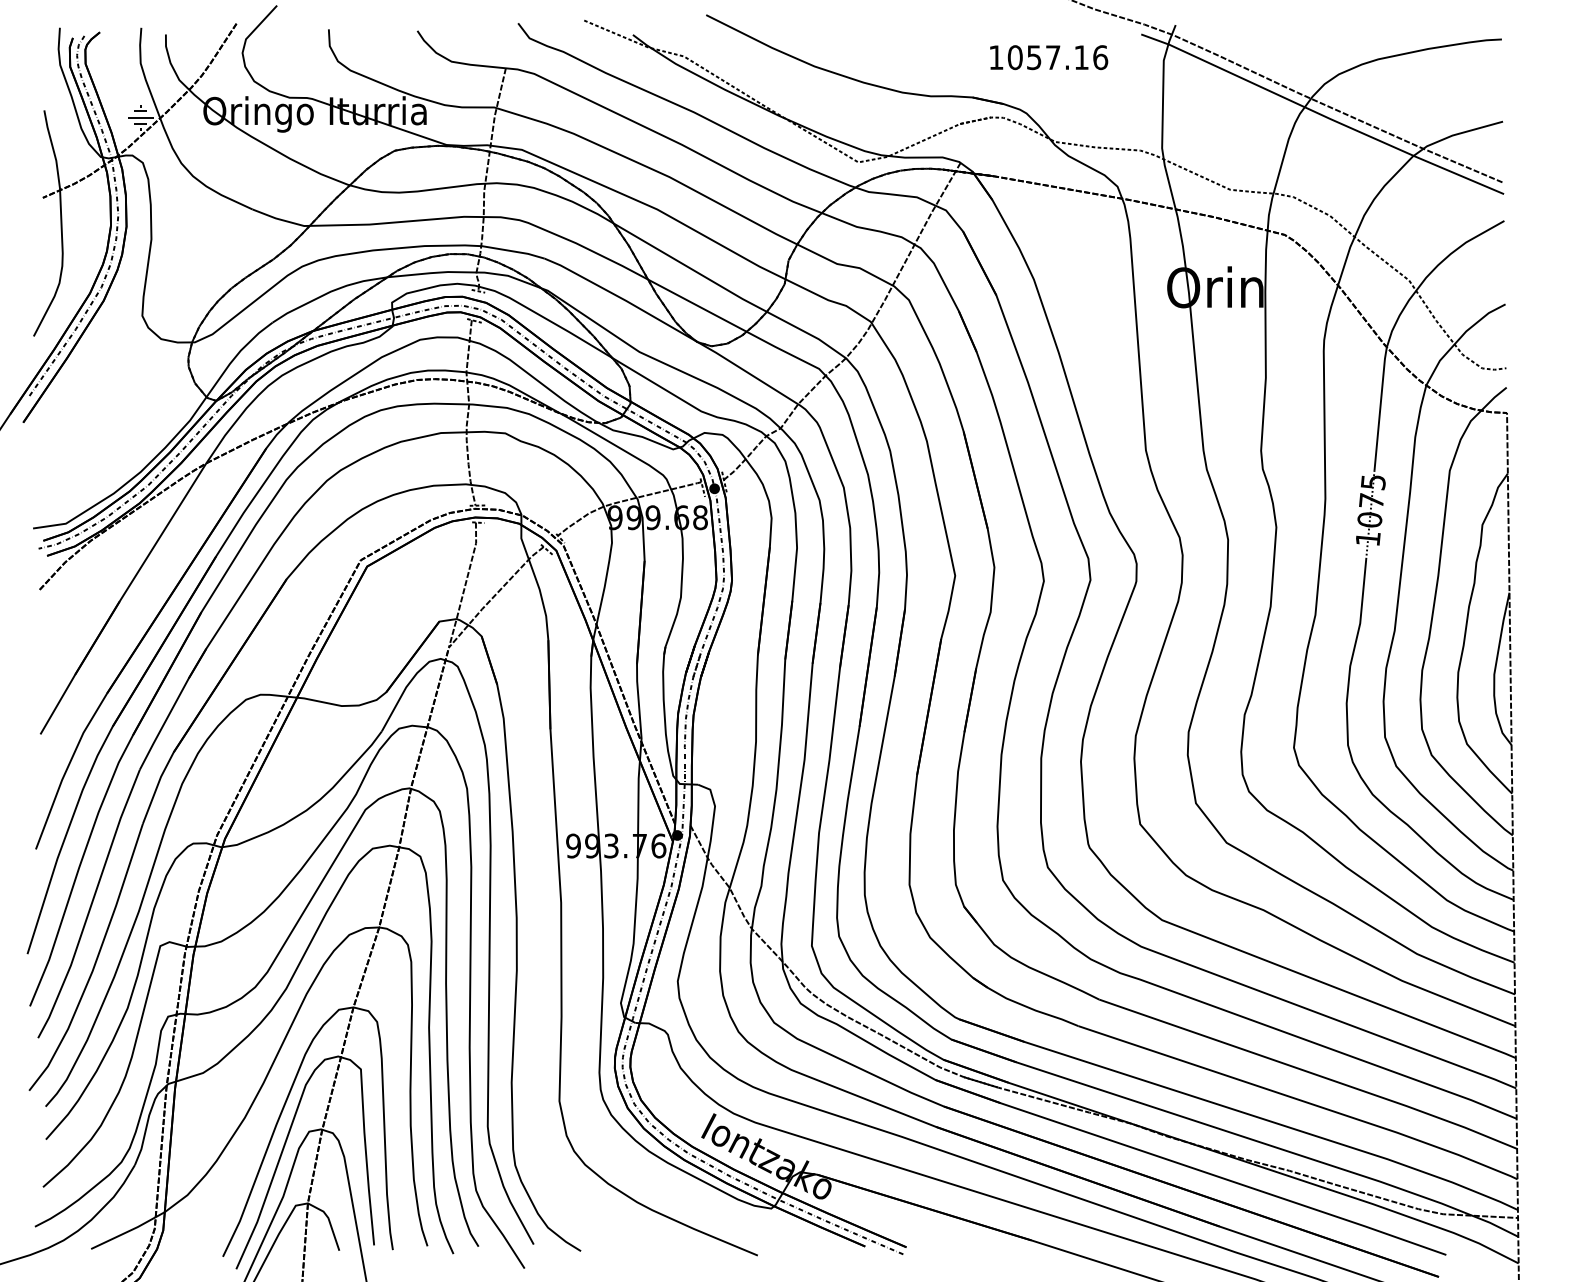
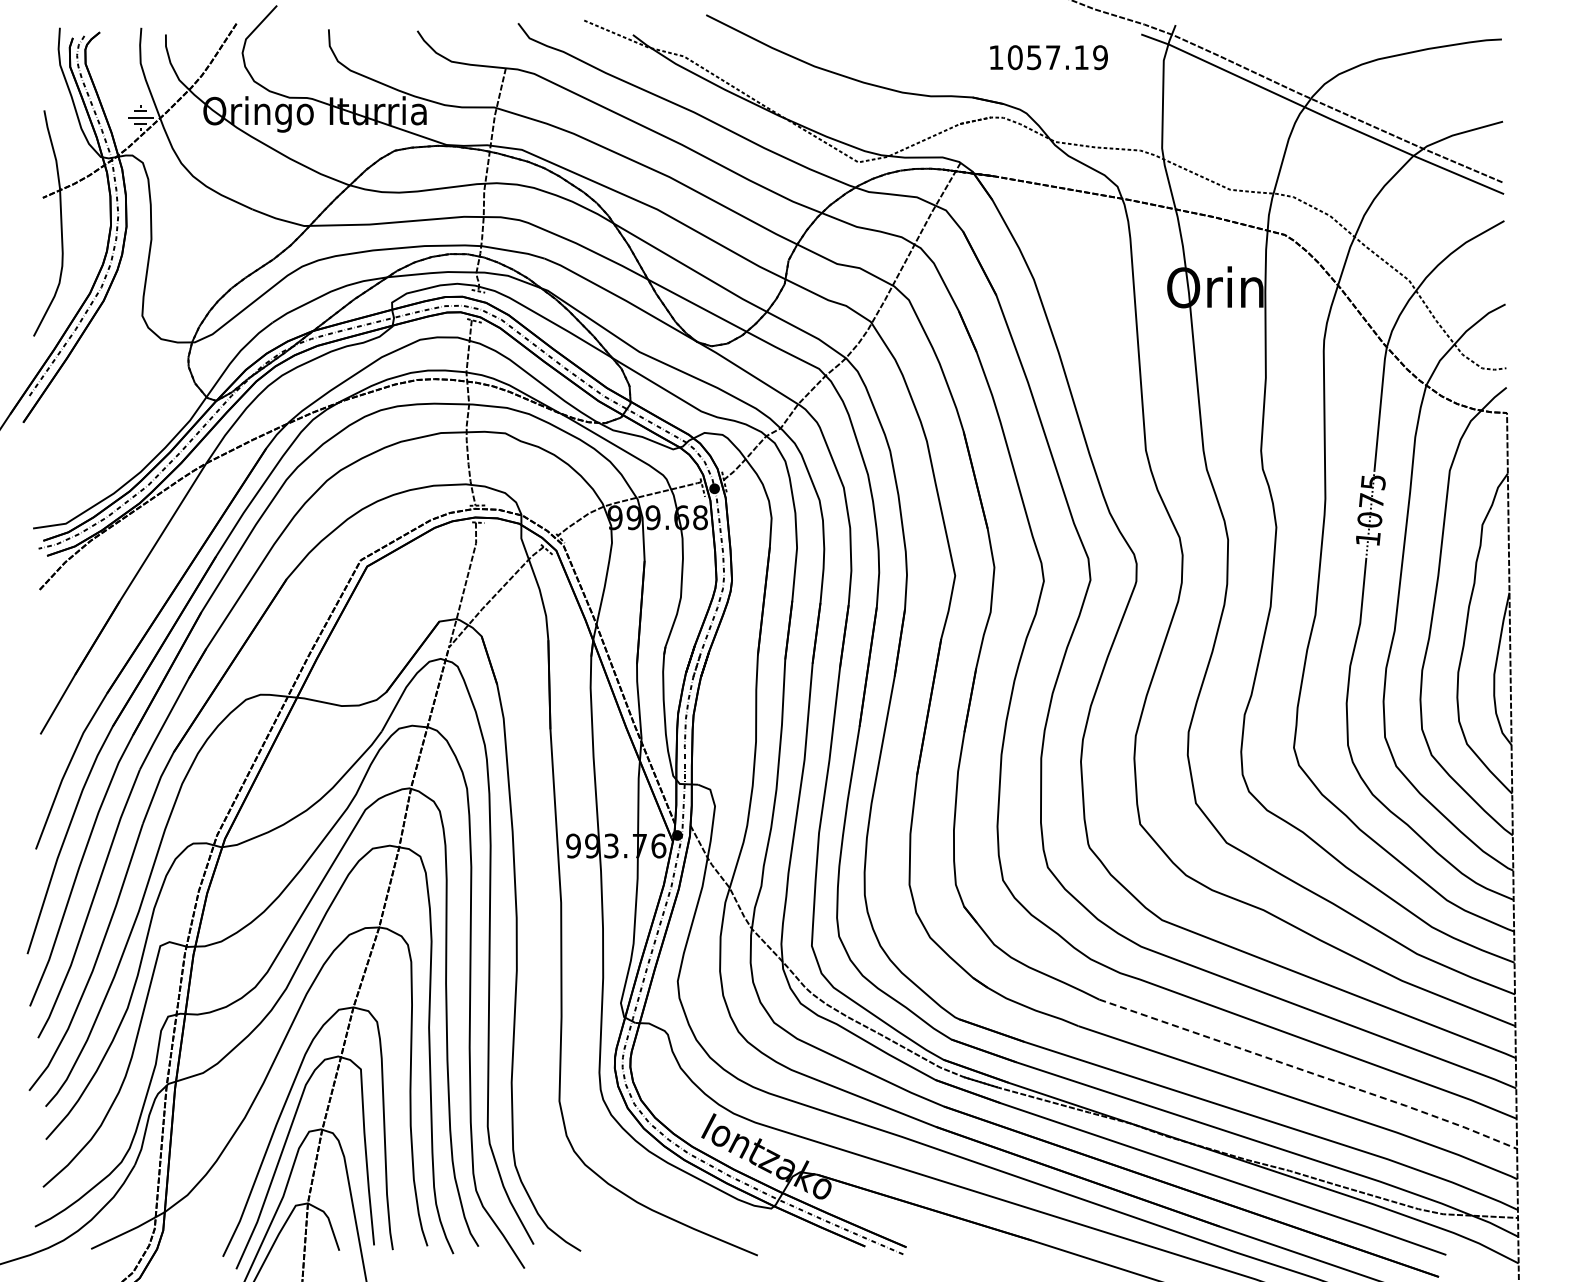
text: 1057.16 -> 1057.19 (1100, 57)
line: solid -> dashed (1310, 1072)
